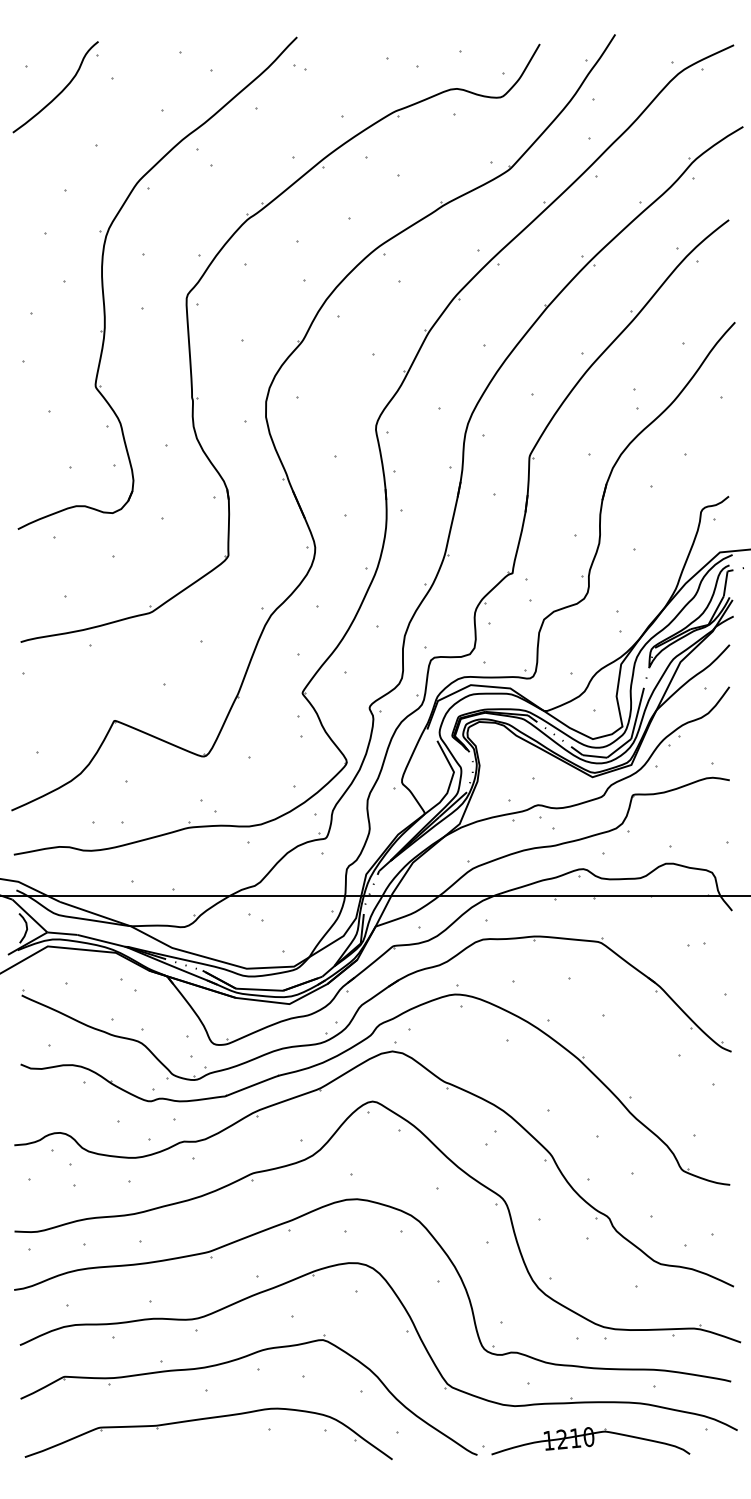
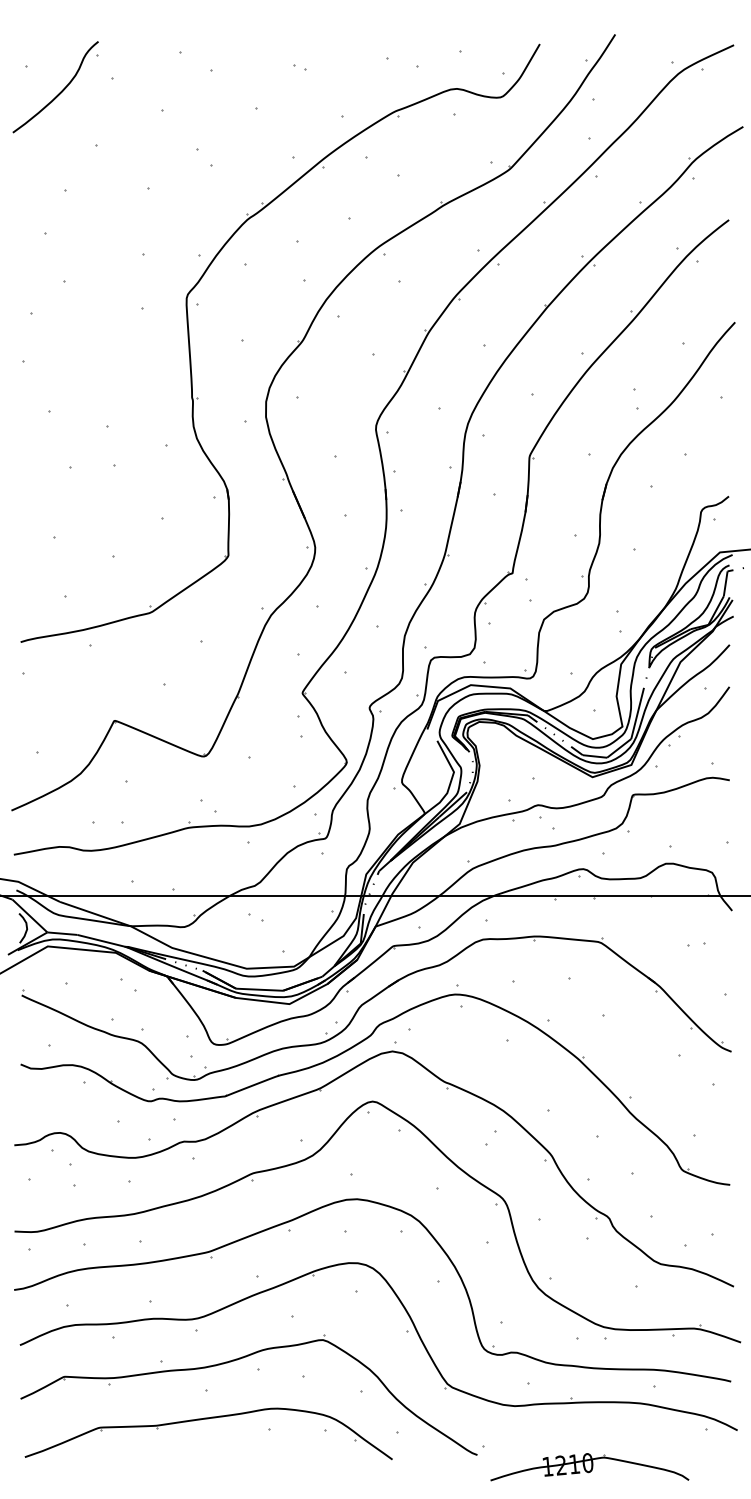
part: present -> none (103, 282)
part position: (590, 1441) -> (589, 1467) (589, 1467)
